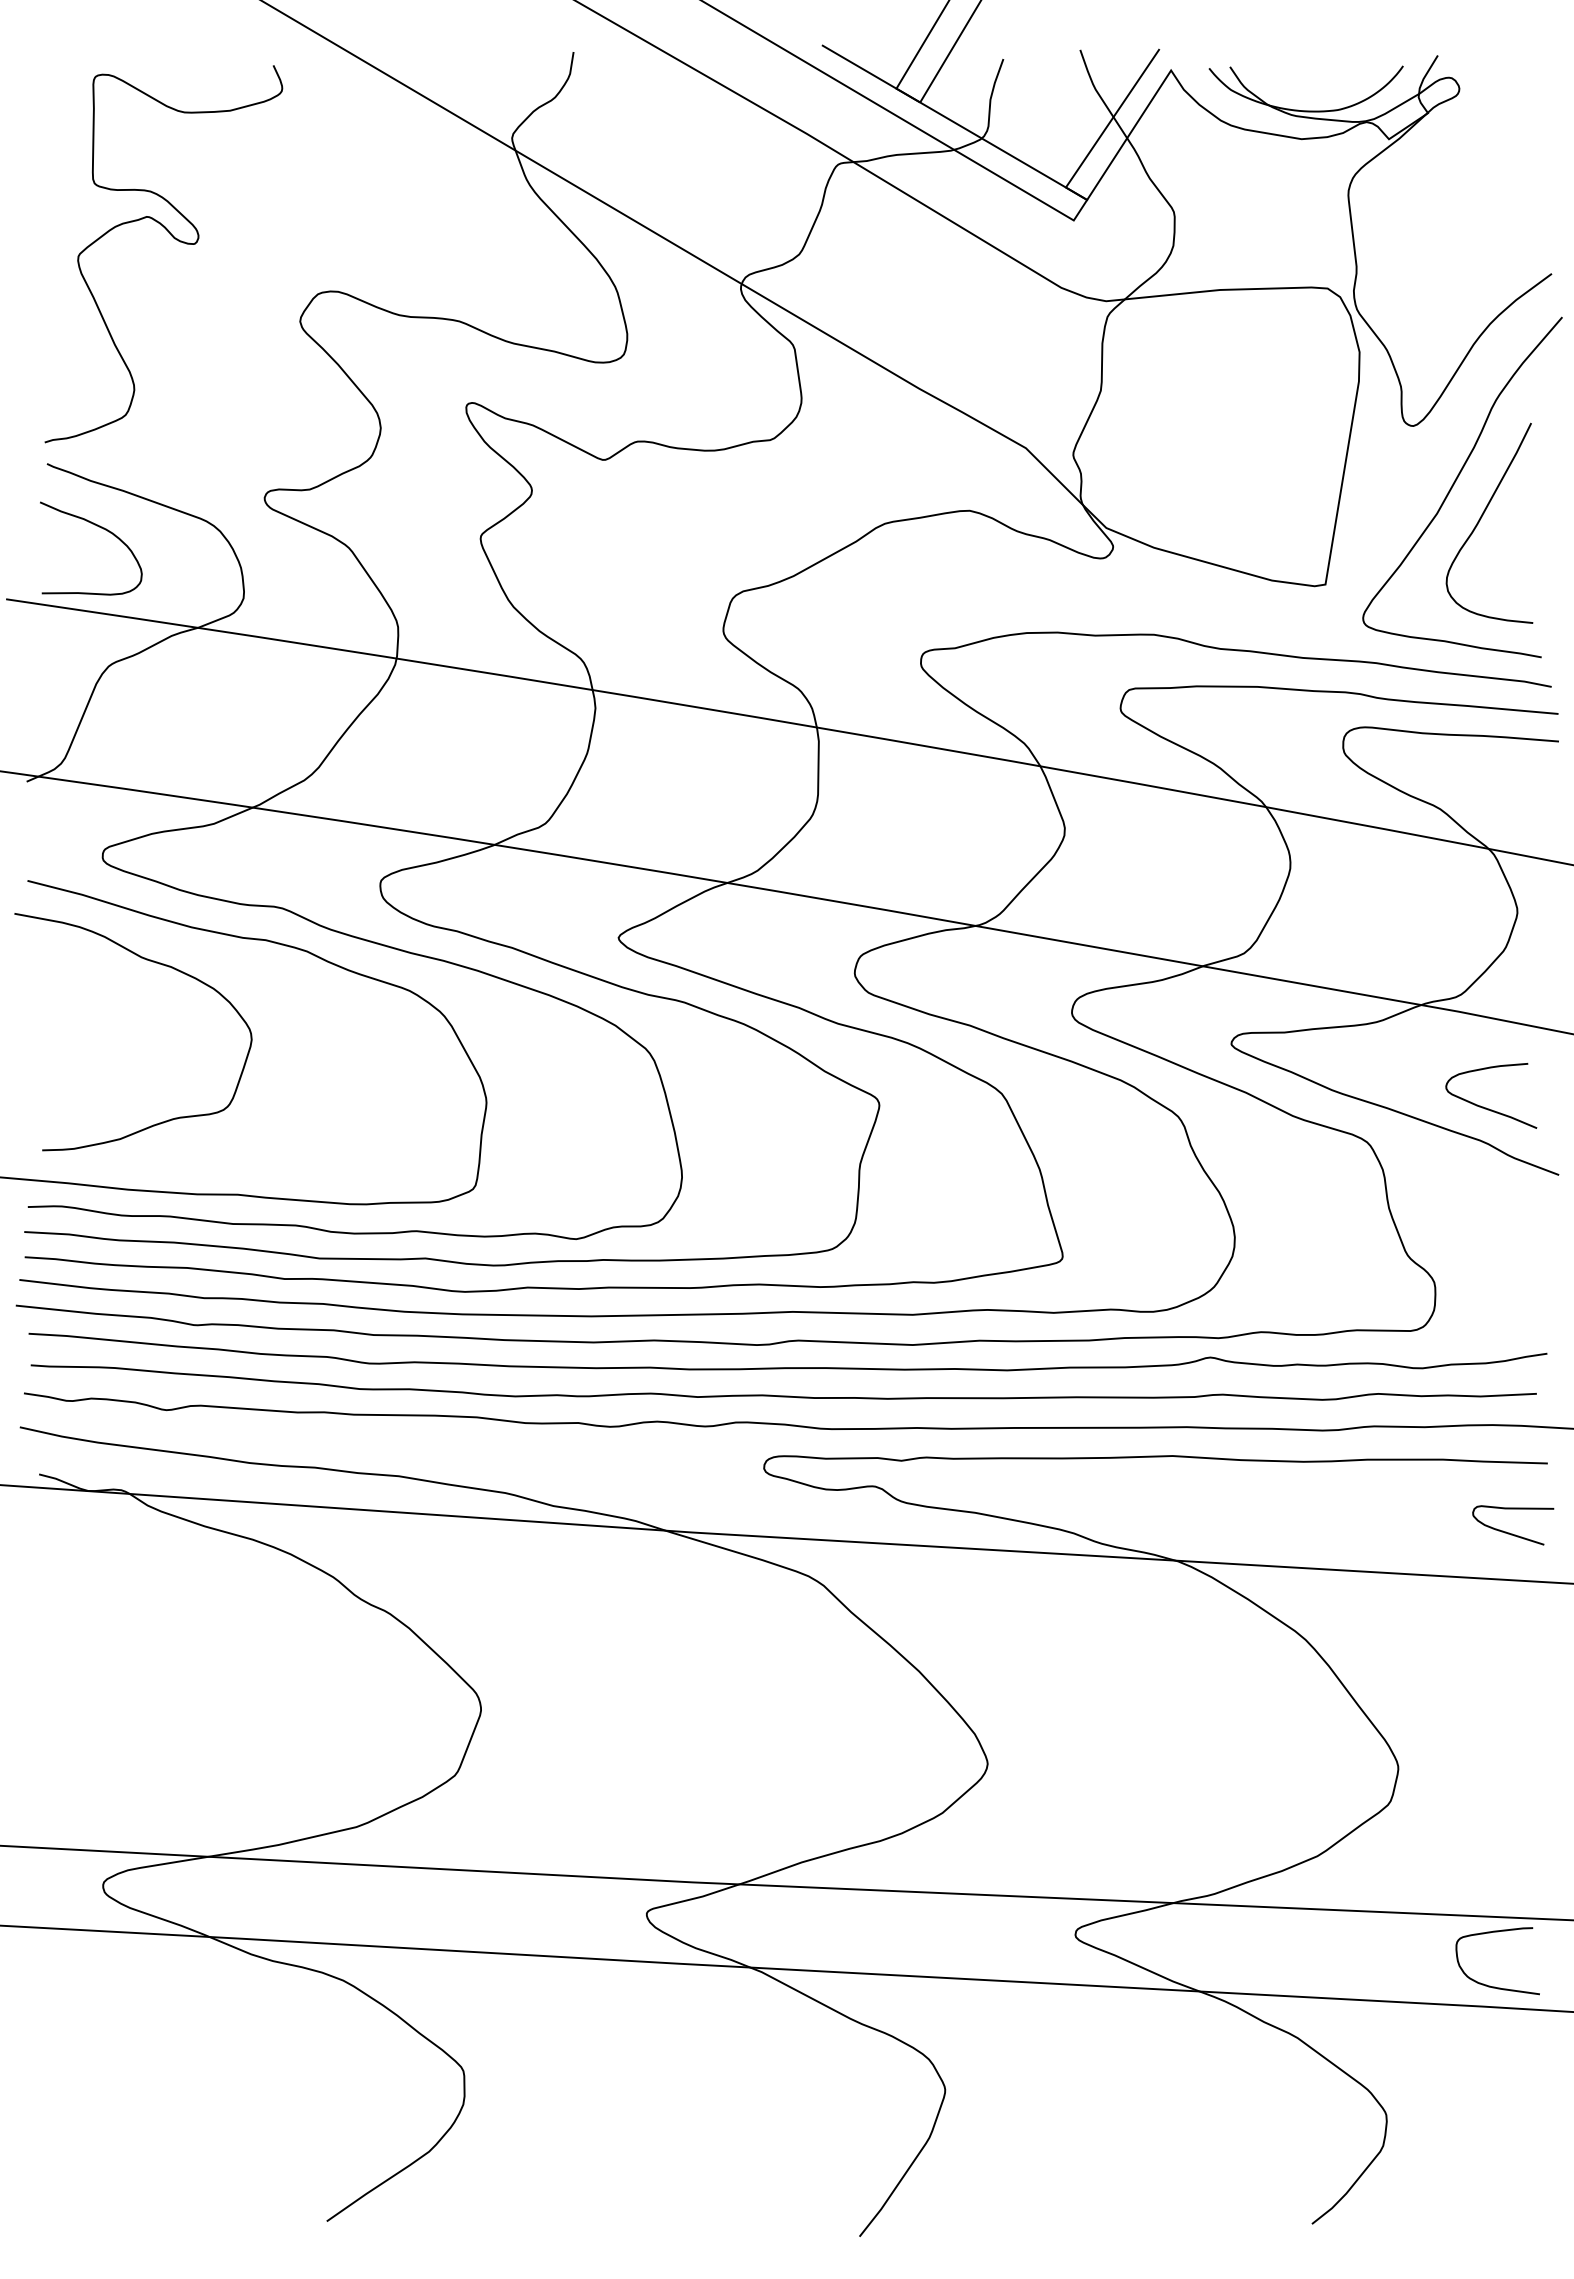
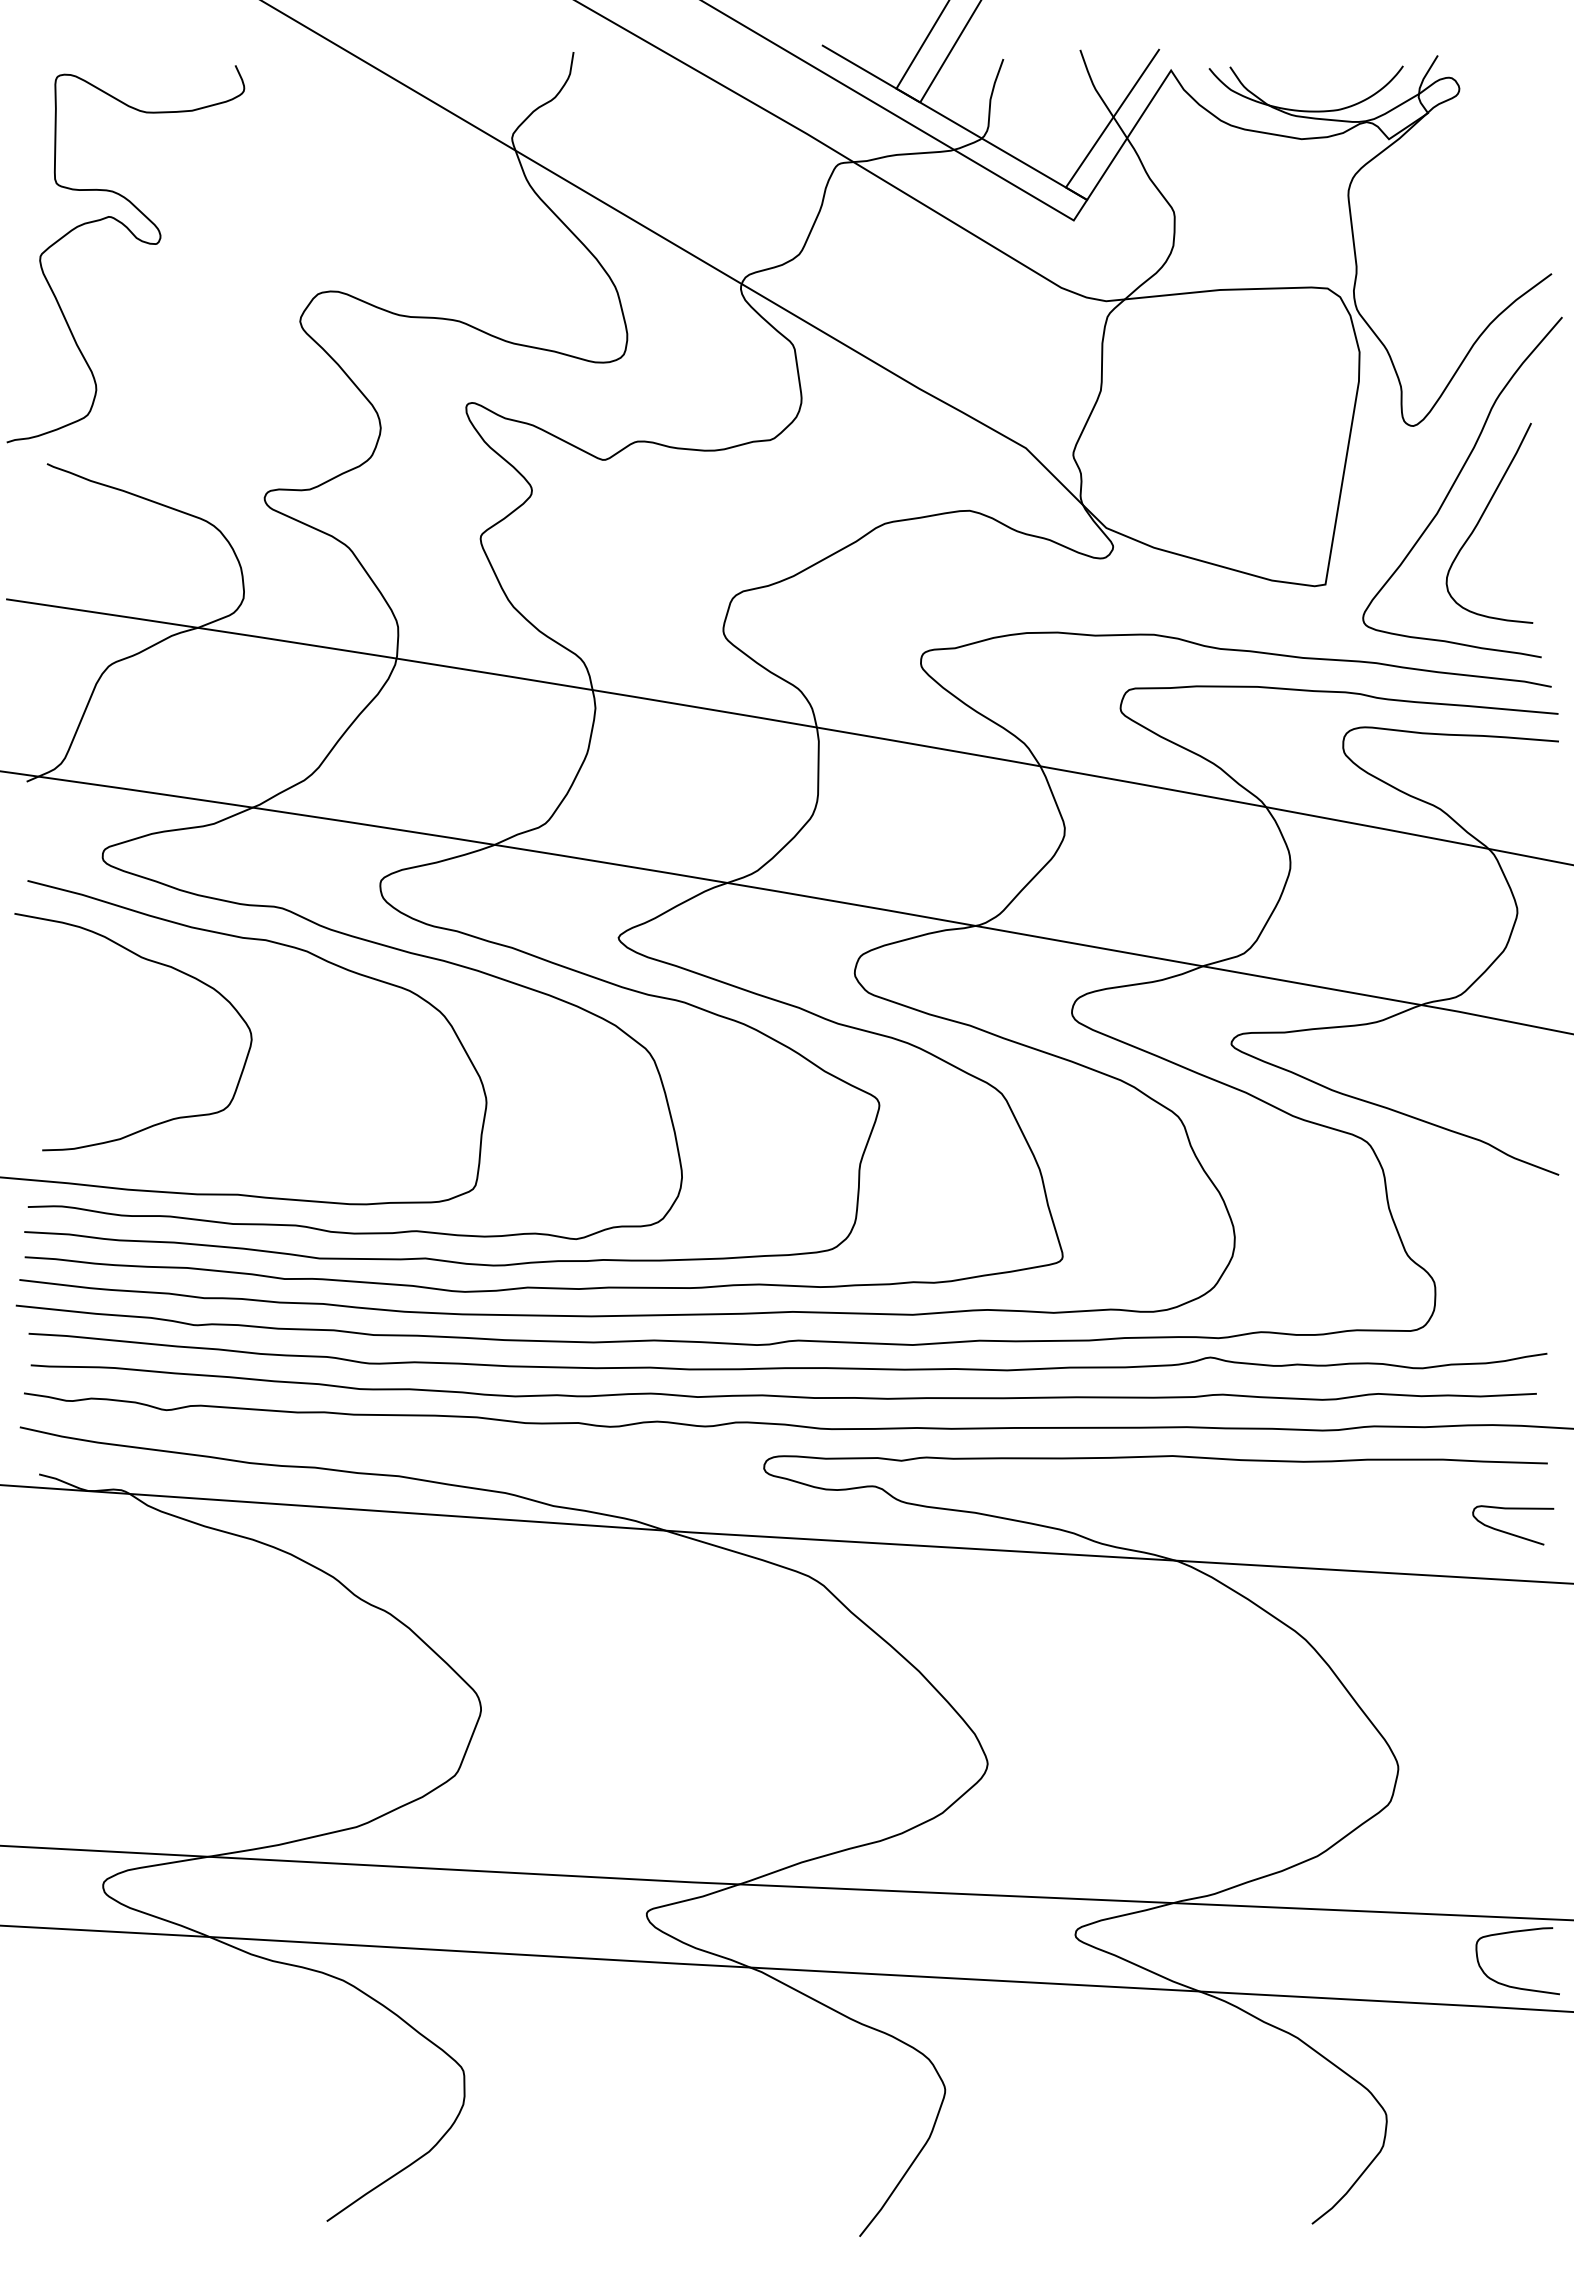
curve position: (174, 239) -> (136, 239) (136, 239)
curve: present -> none (101, 528)
curve: present -> none (1486, 1107)
curve position: (1490, 1985) -> (1510, 1985) (1510, 1985)
